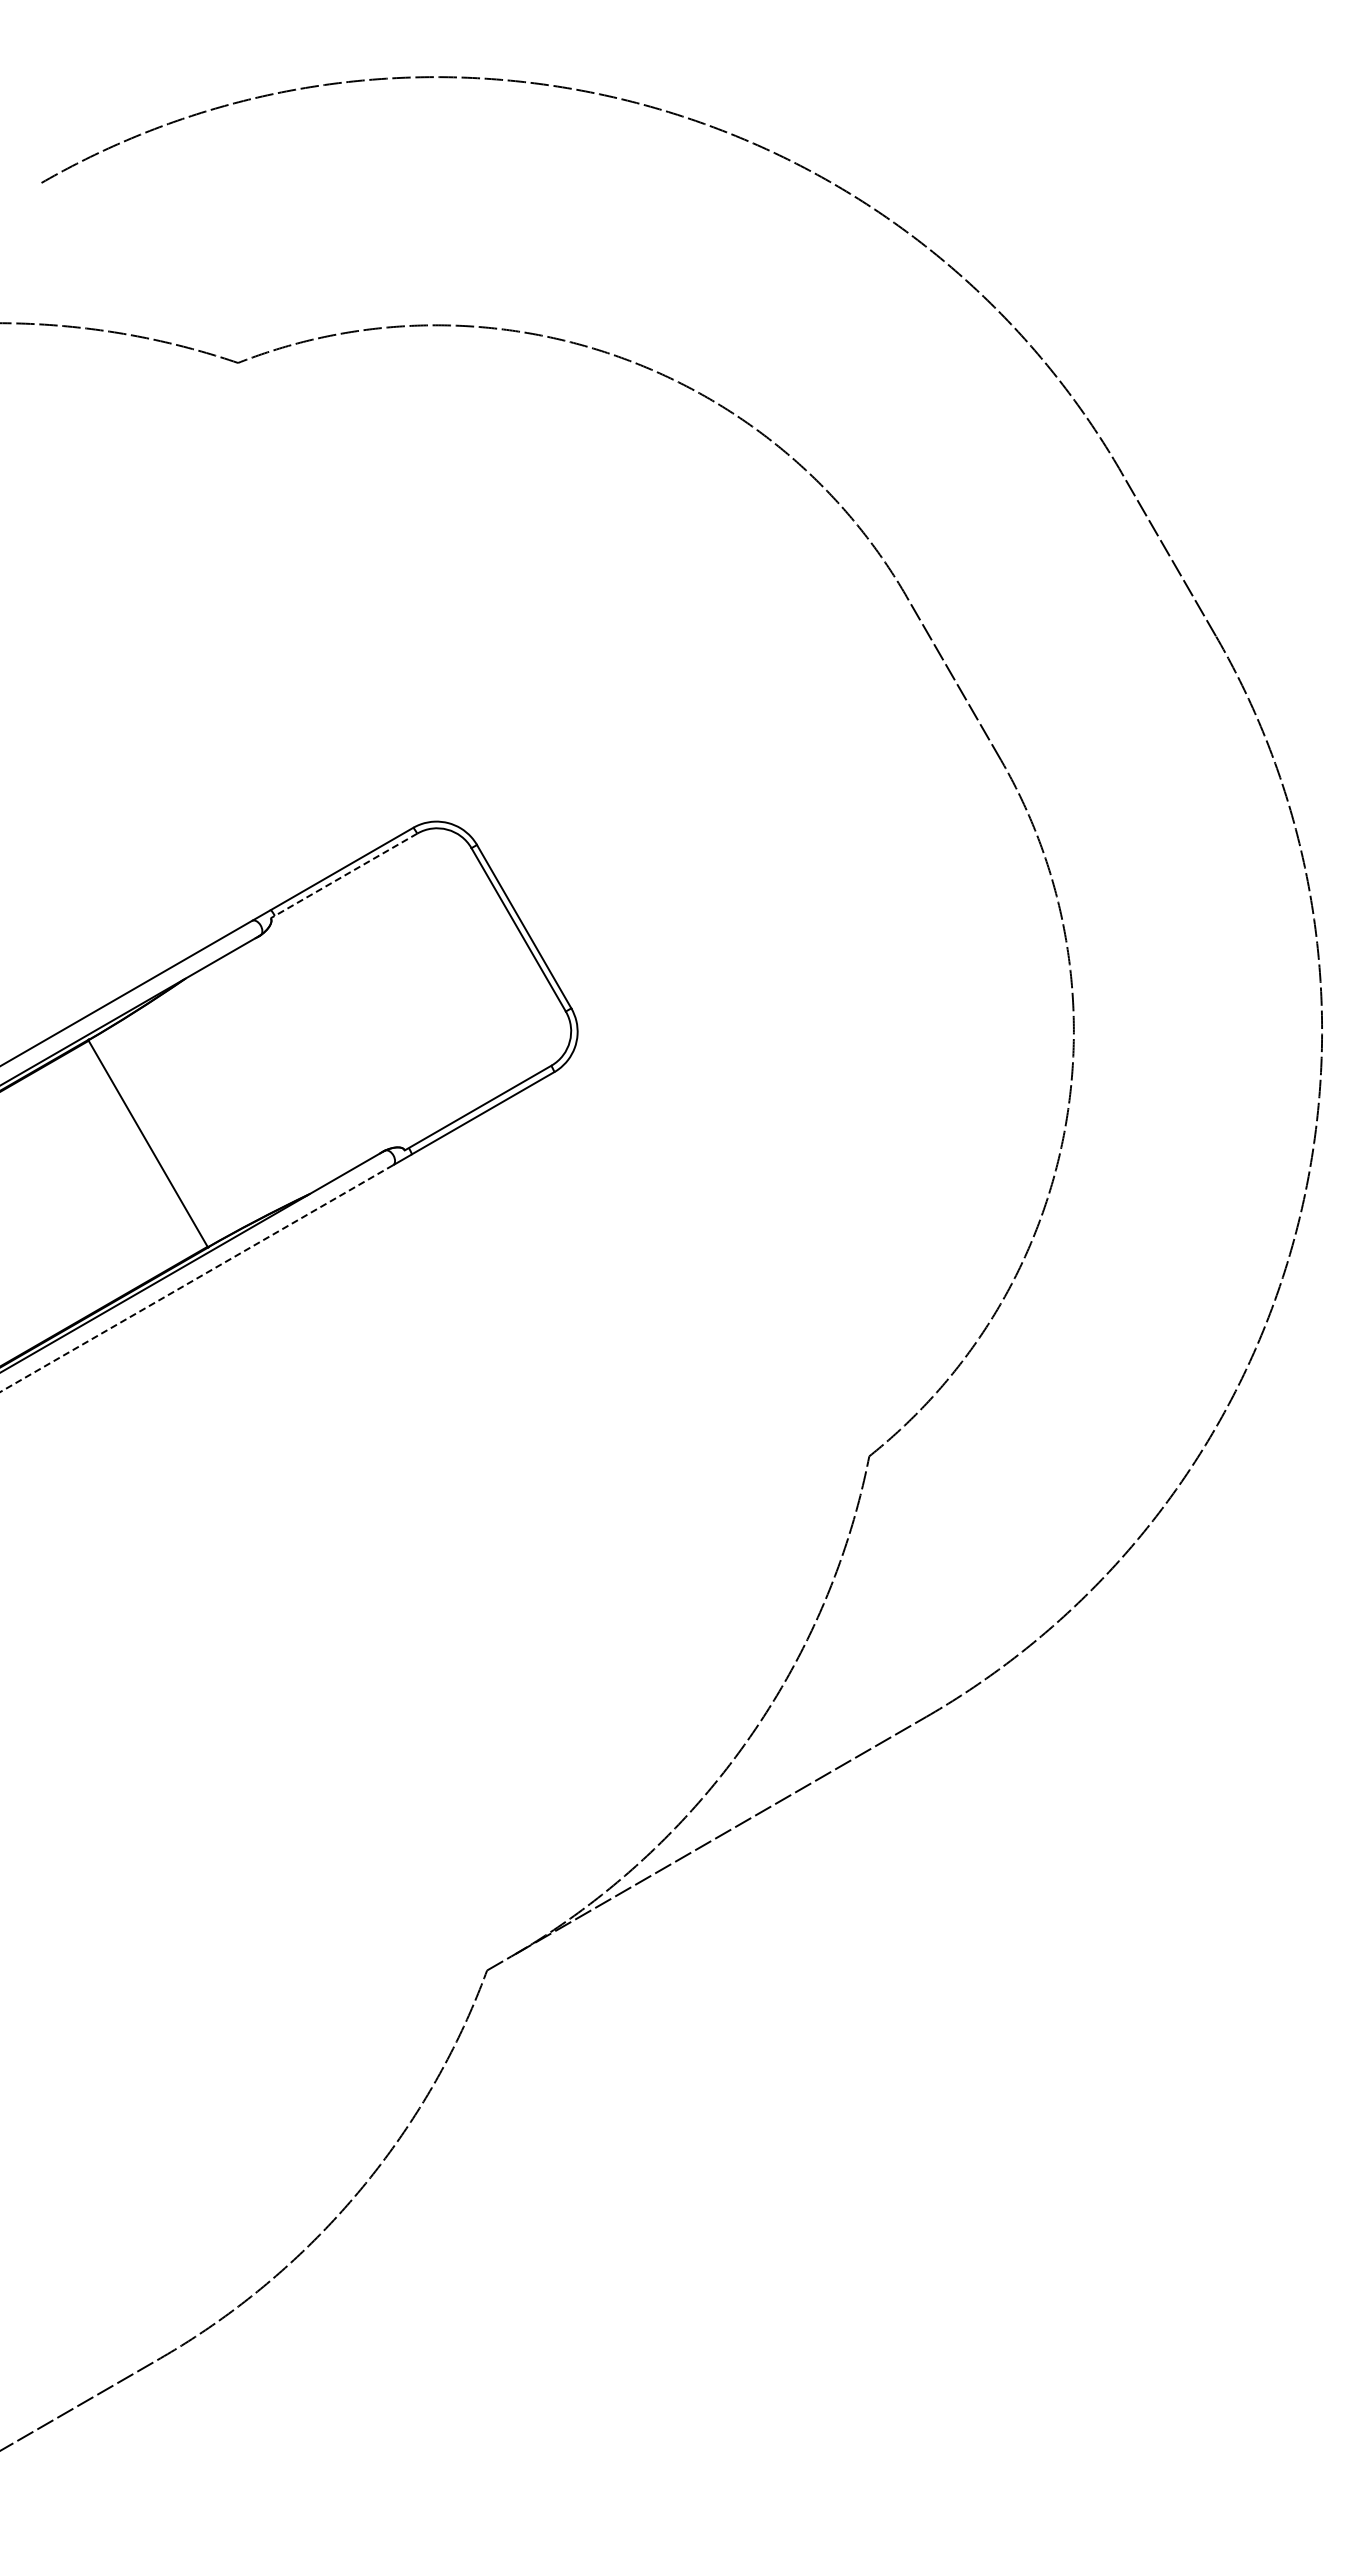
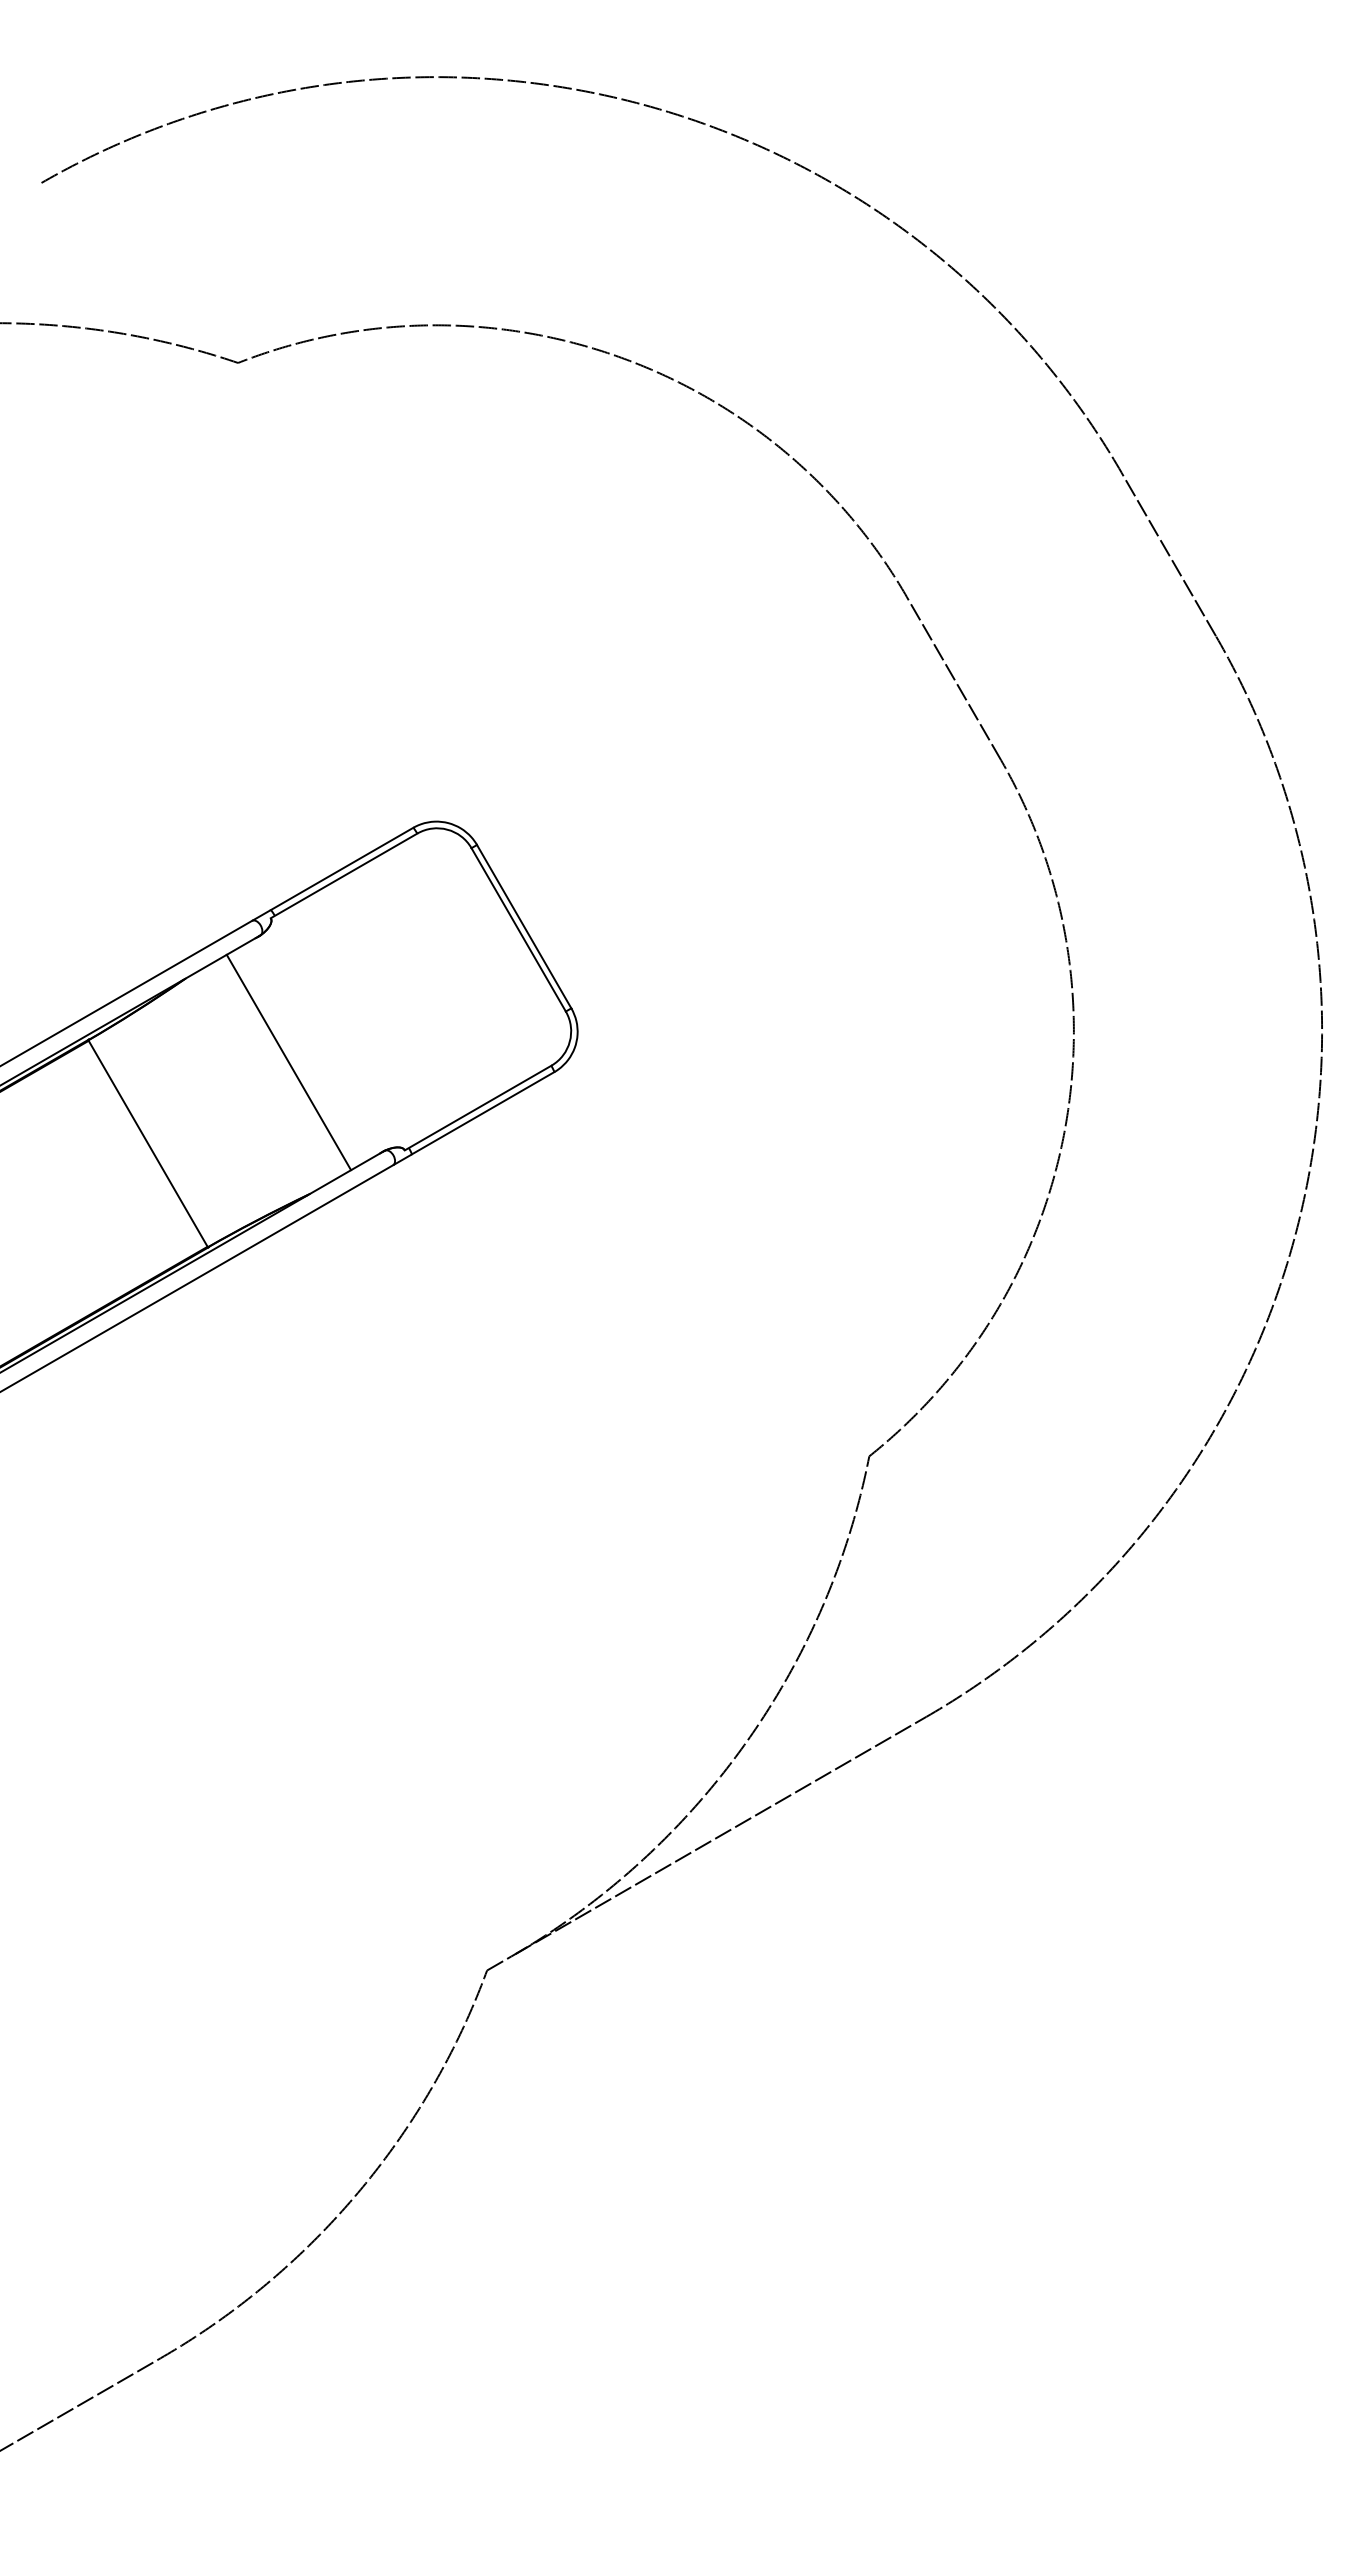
line: dashed -> solid (344, 875)
line: none -> present (288, 1062)
line: dashed -> solid (196, 1278)
